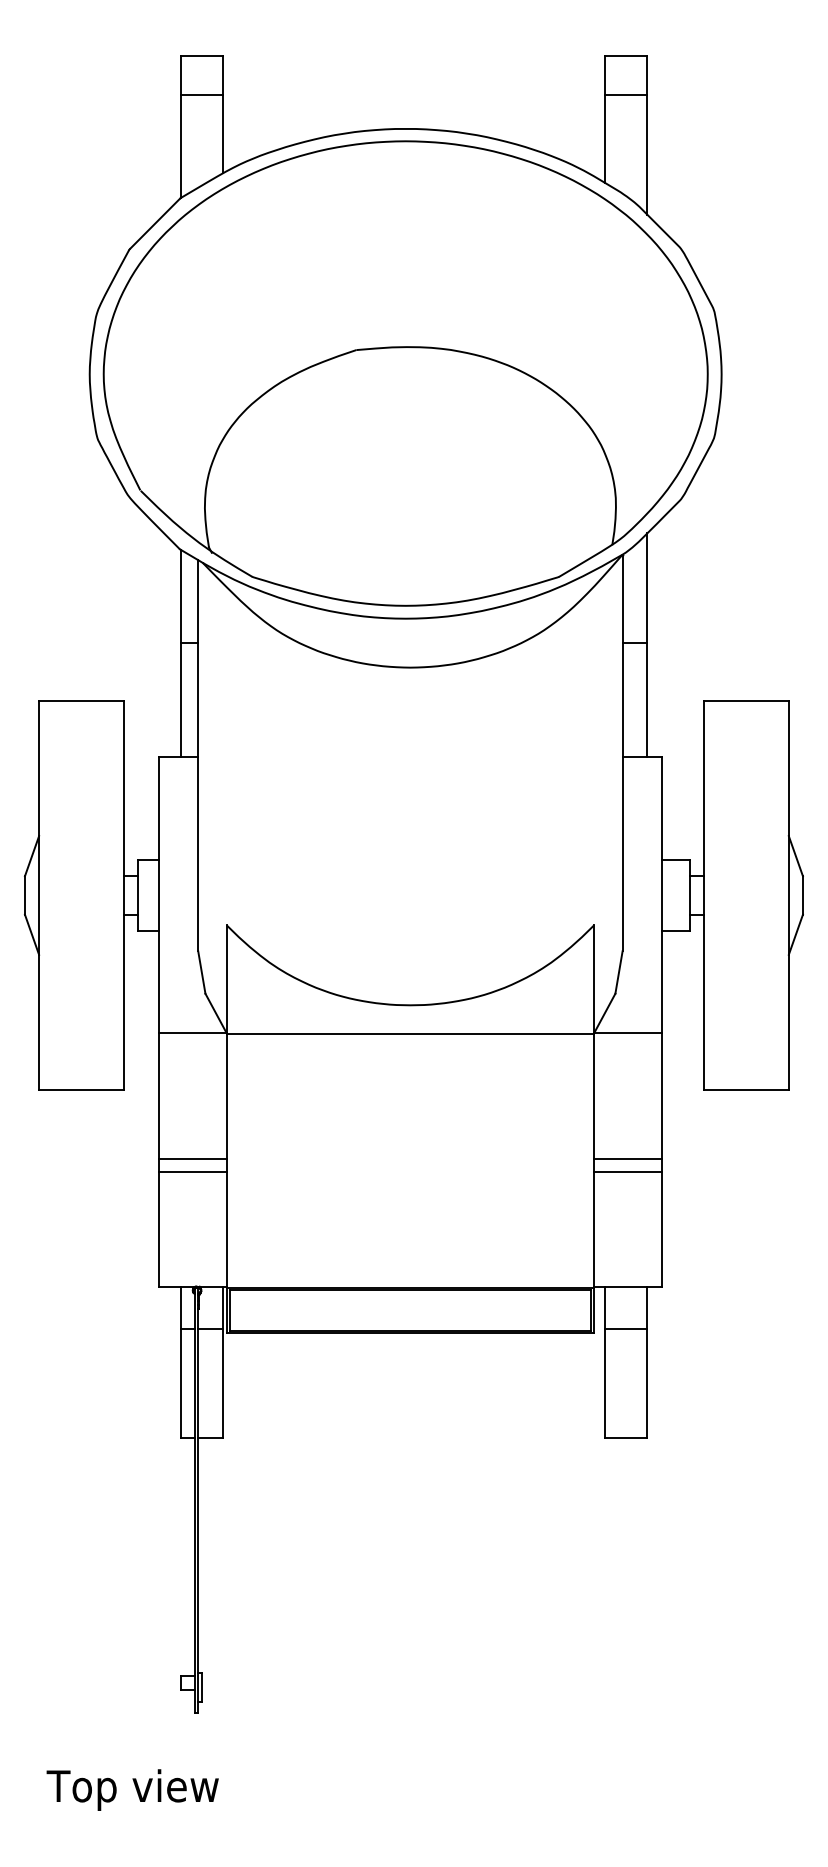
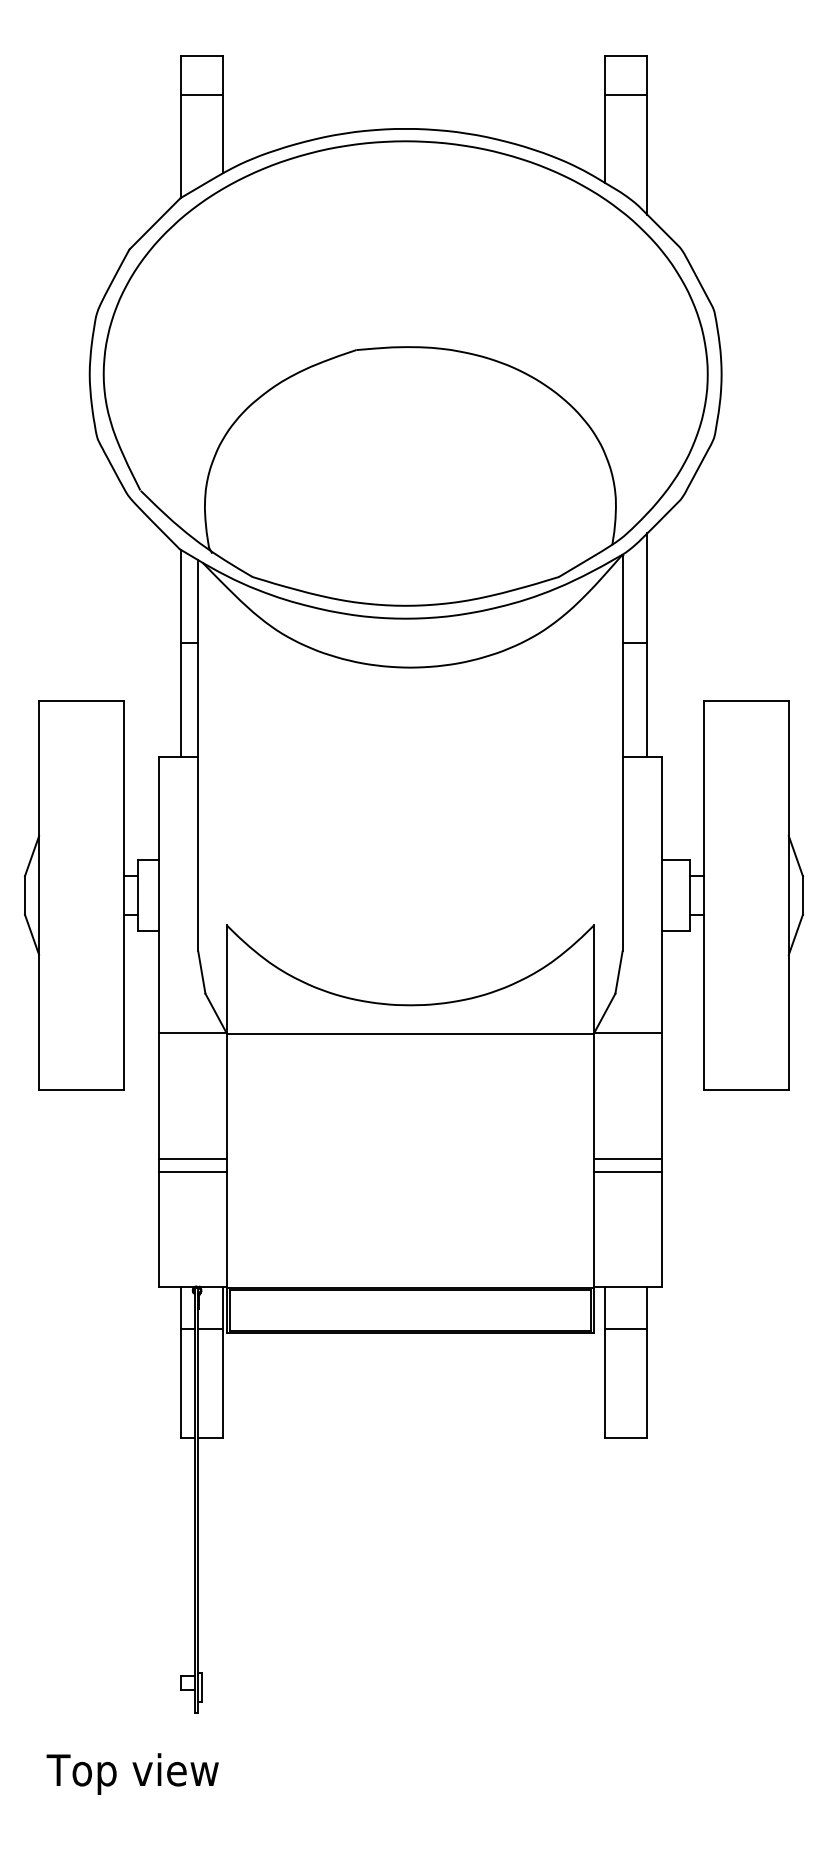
text position: (132, 1789) -> (132, 1773) (132, 1773)
